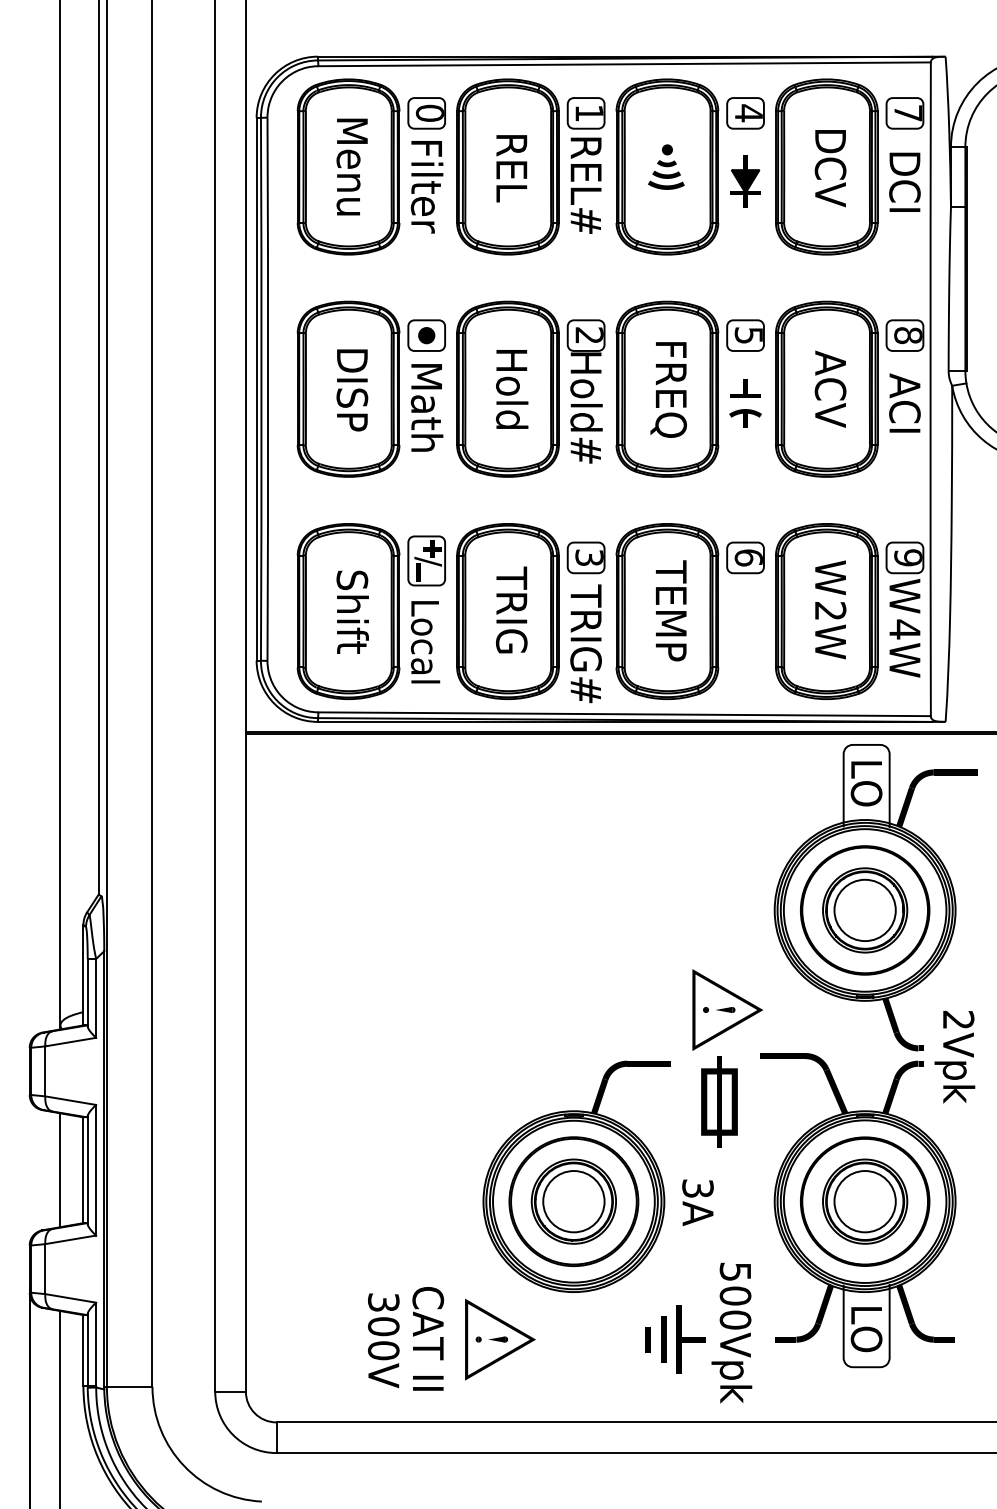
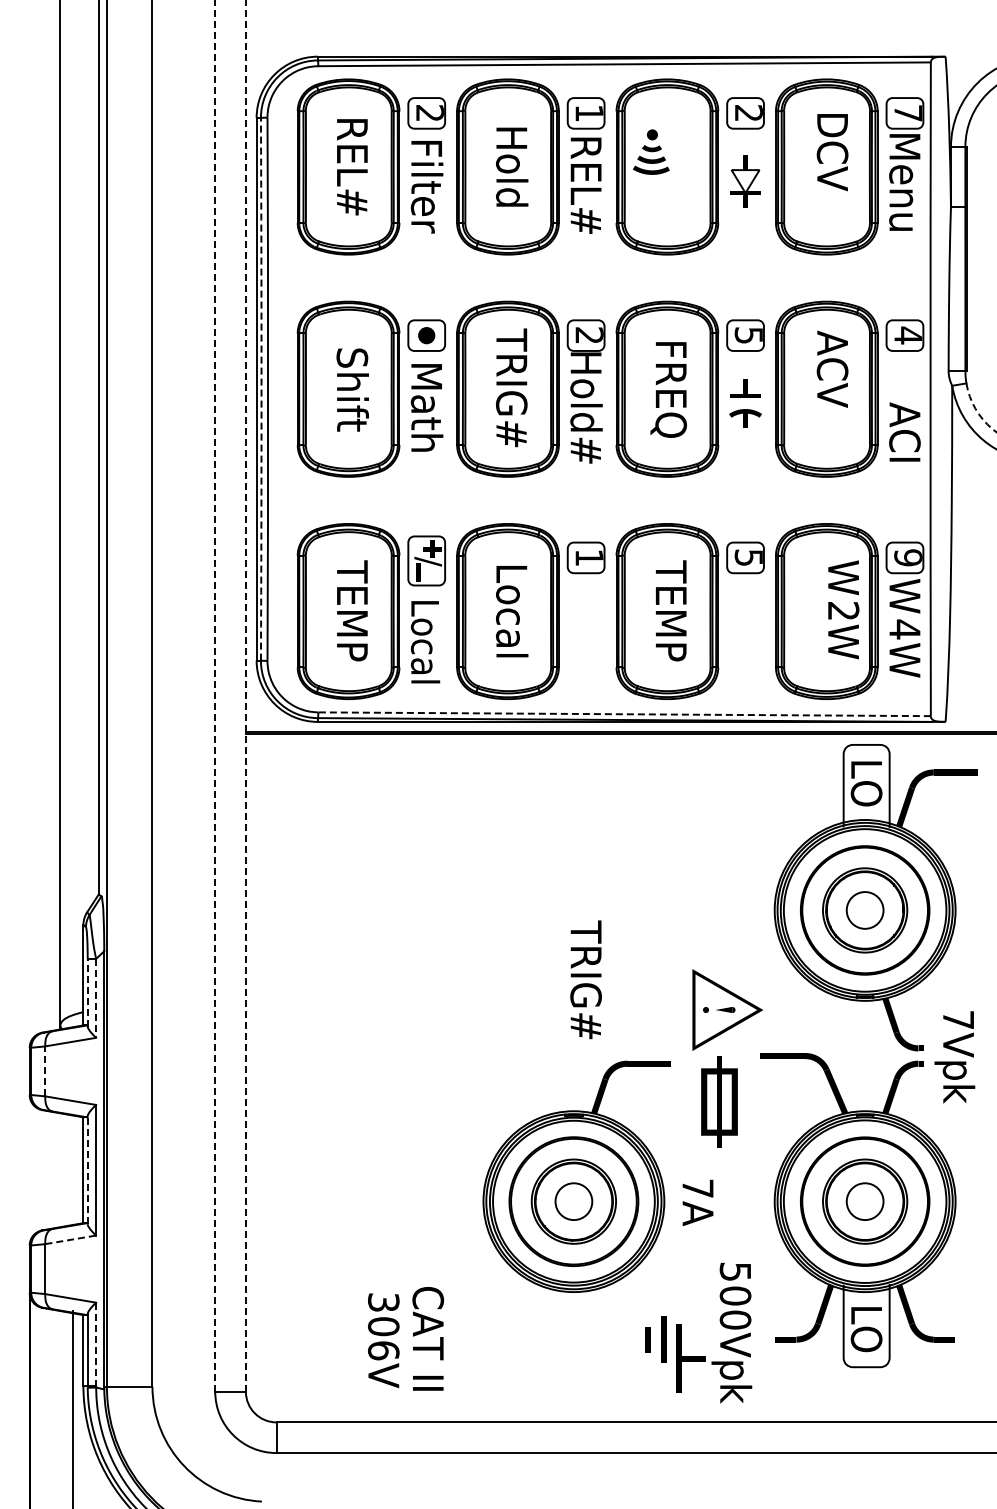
text: 0 -> 2 (429, 112)
text: 4 -> 2 (748, 113)
text: Menu -> REL# (351, 166)
text: REL -> Hold (512, 166)
part position: (666, 166) -> (651, 151) (651, 151)
text position: (830, 168) -> (832, 152) (832, 152)
fill: present -> none (745, 181)
text: DCI -> Menu (904, 182)
text: 8 -> 4 (908, 335)
text: Hold -> TRIG# (512, 387)
text position: (830, 388) -> (832, 368) (832, 368)
arc: solid -> dashed (261, 389)
text: DISP -> Shift (352, 389)
text position: (904, 402) -> (904, 431) (904, 431)
arc: solid -> dashed (977, 411)
text: 3 -> 1 (589, 557)
text: 6 -> 5 (748, 557)
text position: (830, 609) -> (843, 609) (843, 609)
text: Shift -> TEMP (352, 610)
text: TRIG -> Local (512, 611)
text position: (585, 643) -> (585, 979) (585, 979)
line: solid -> dashed (215, 695)
line: solid -> dashed (245, 695)
line: solid -> dashed (624, 714)
circle diameter: 61 px -> 37 px (864, 910)
line: solid -> dashed (87, 992)
line: solid -> dashed (96, 998)
text: 2Vpk -> 7Vpk (958, 1019)
line: solid -> dashed (45, 1070)
line: solid -> dashed (87, 1169)
line: present -> none (60, 1170)
text: 3A -> 7A (697, 1188)
circle diameter: 61 px -> 37 px (573, 1201)
circle diameter: 61 px -> 37 px (864, 1201)
line: solid -> dashed (70, 1239)
part: present -> none (500, 1339)
part position: (690, 1339) -> (690, 1358) (690, 1358)
line: solid -> dashed (96, 1344)
text: 300V -> 306V (383, 1350)
line position: (60, 1408) -> (73, 1408) (73, 1408)
